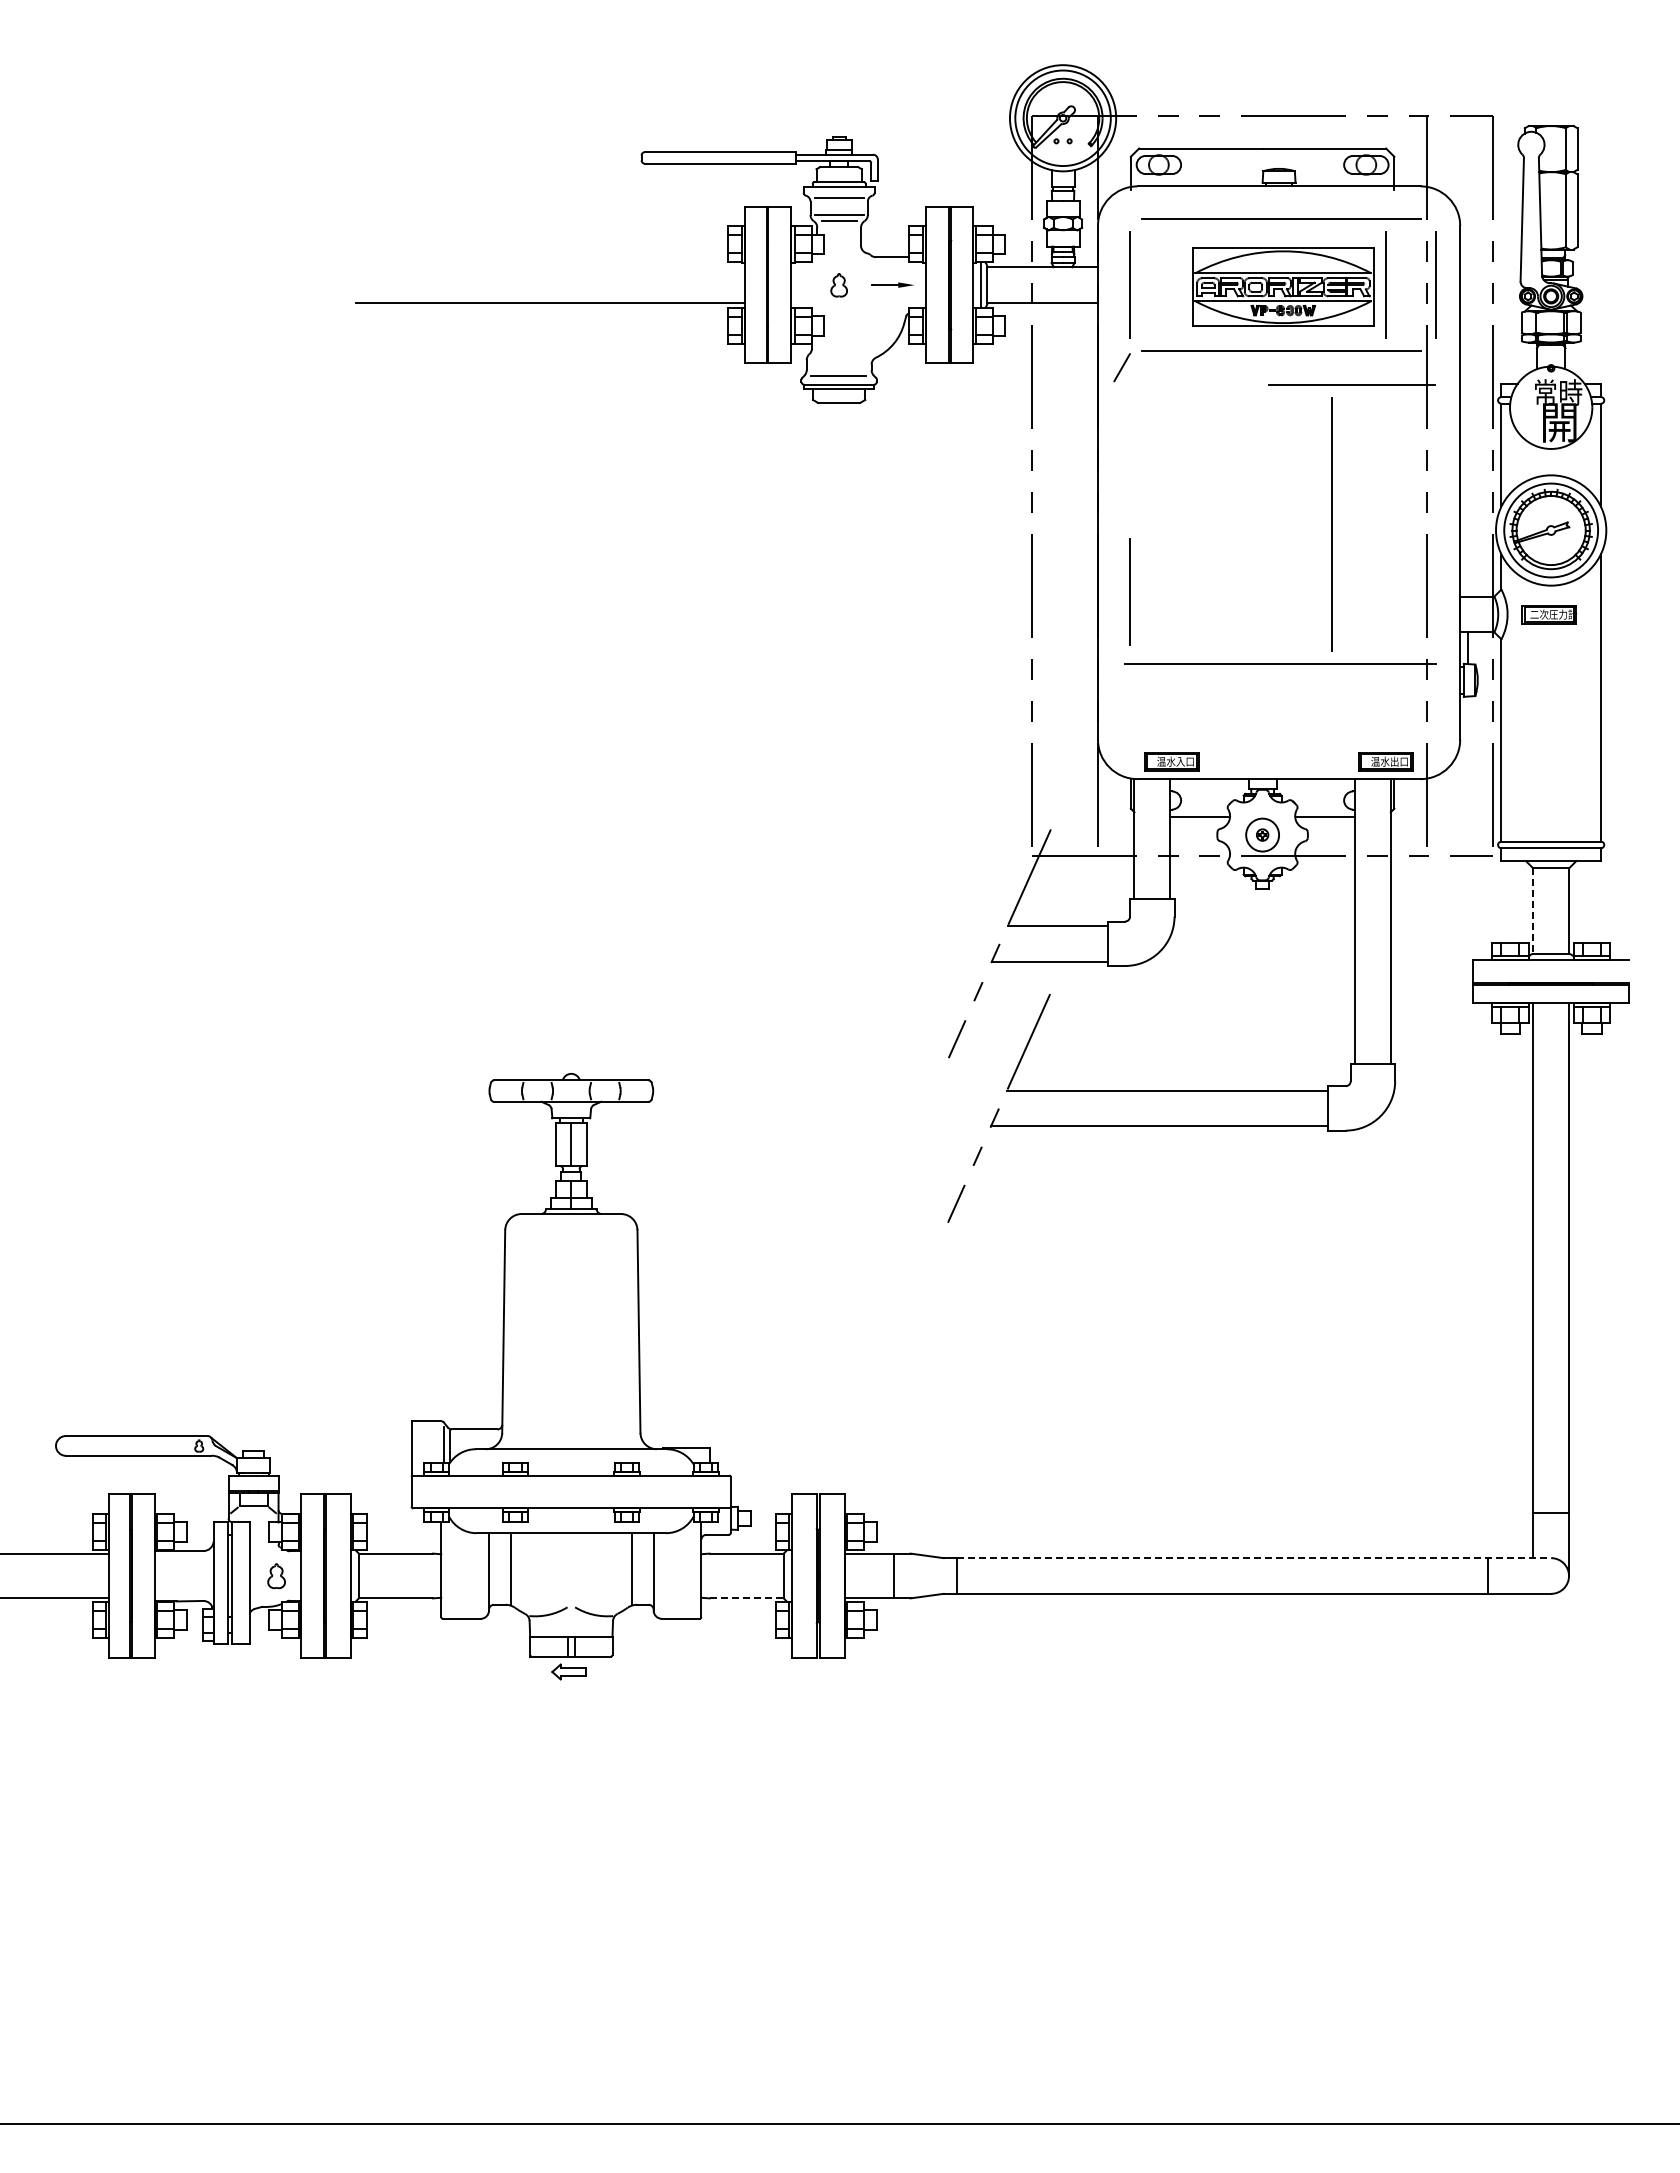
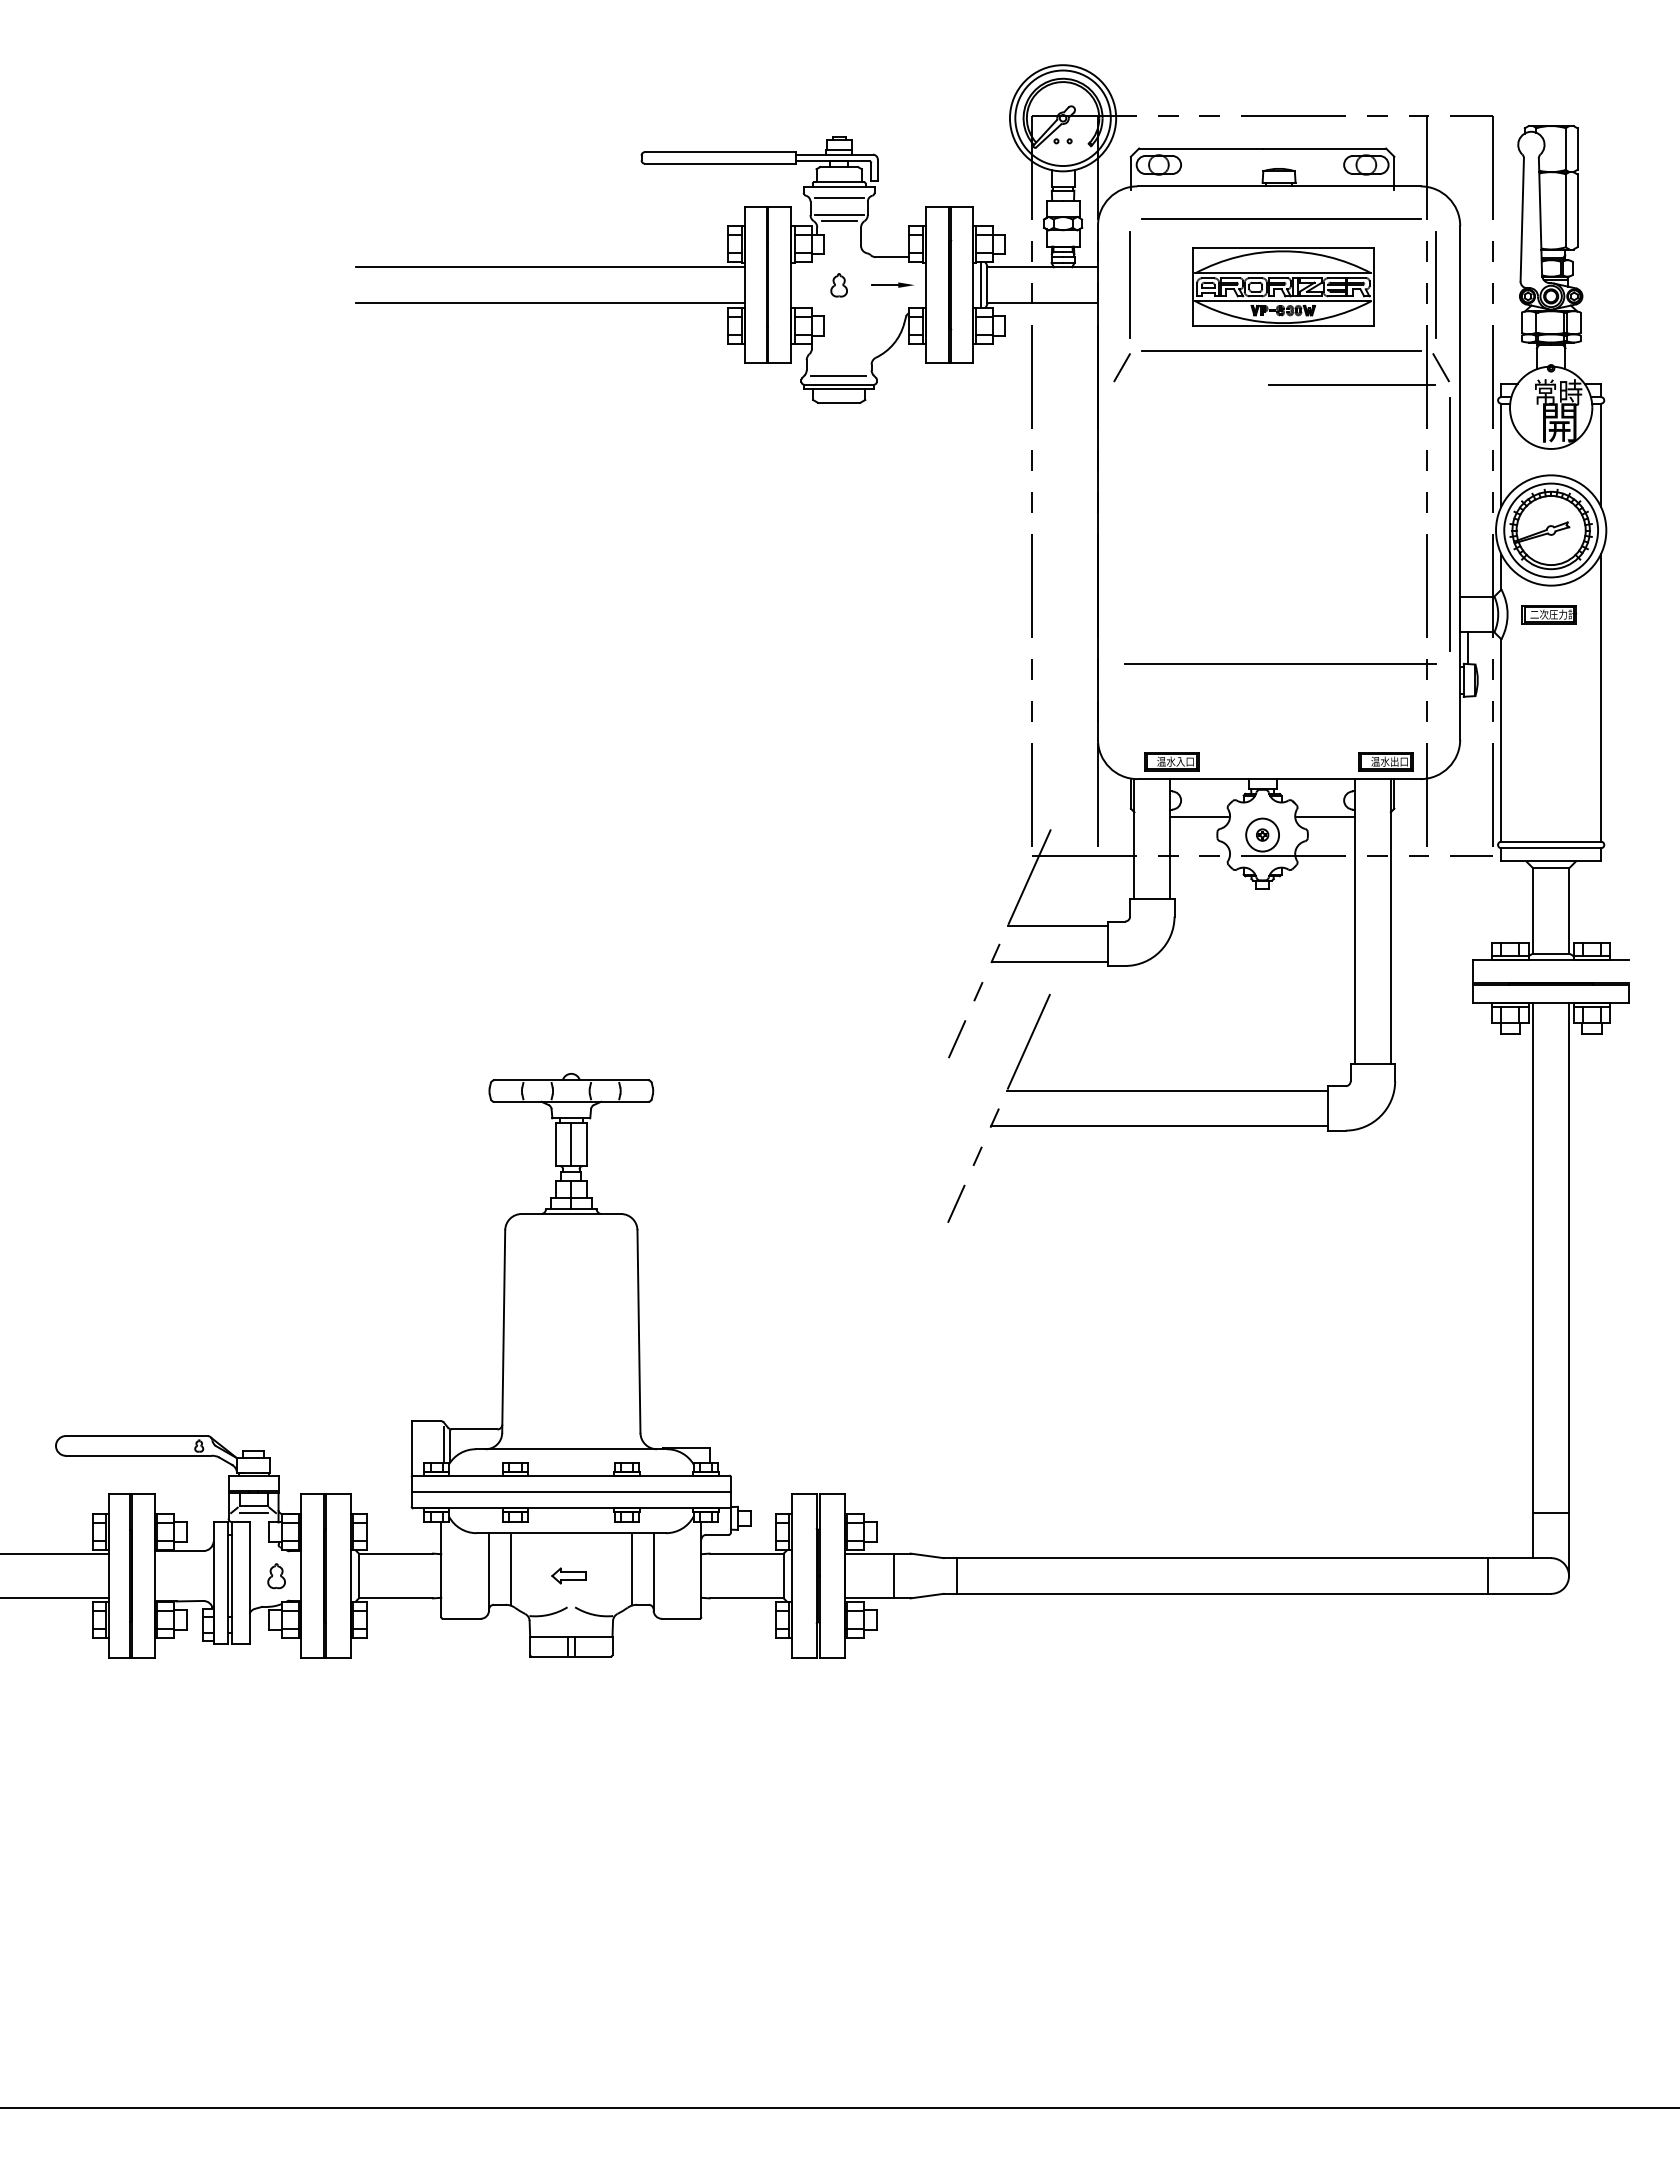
line: none -> present (550, 267)
line: present -> none (1385, 284)
line: none -> present (1440, 367)
line position: (1331, 524) -> (1449, 524) (1449, 524)
line: present -> none (1129, 591)
line: dashed -> solid (1533, 911)
line: none -> present (571, 1492)
line: none -> present (253, 1513)
line: dashed -> solid (1254, 1558)
line: dashed -> solid (747, 1598)
part position: (568, 1671) -> (568, 1575) (568, 1575)
line position: (839, 2123) -> (839, 2107) (839, 2107)
